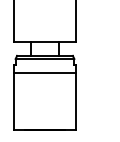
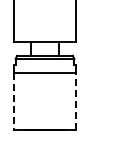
line: solid -> dashed (75, 100)
line: solid -> dashed (14, 101)
